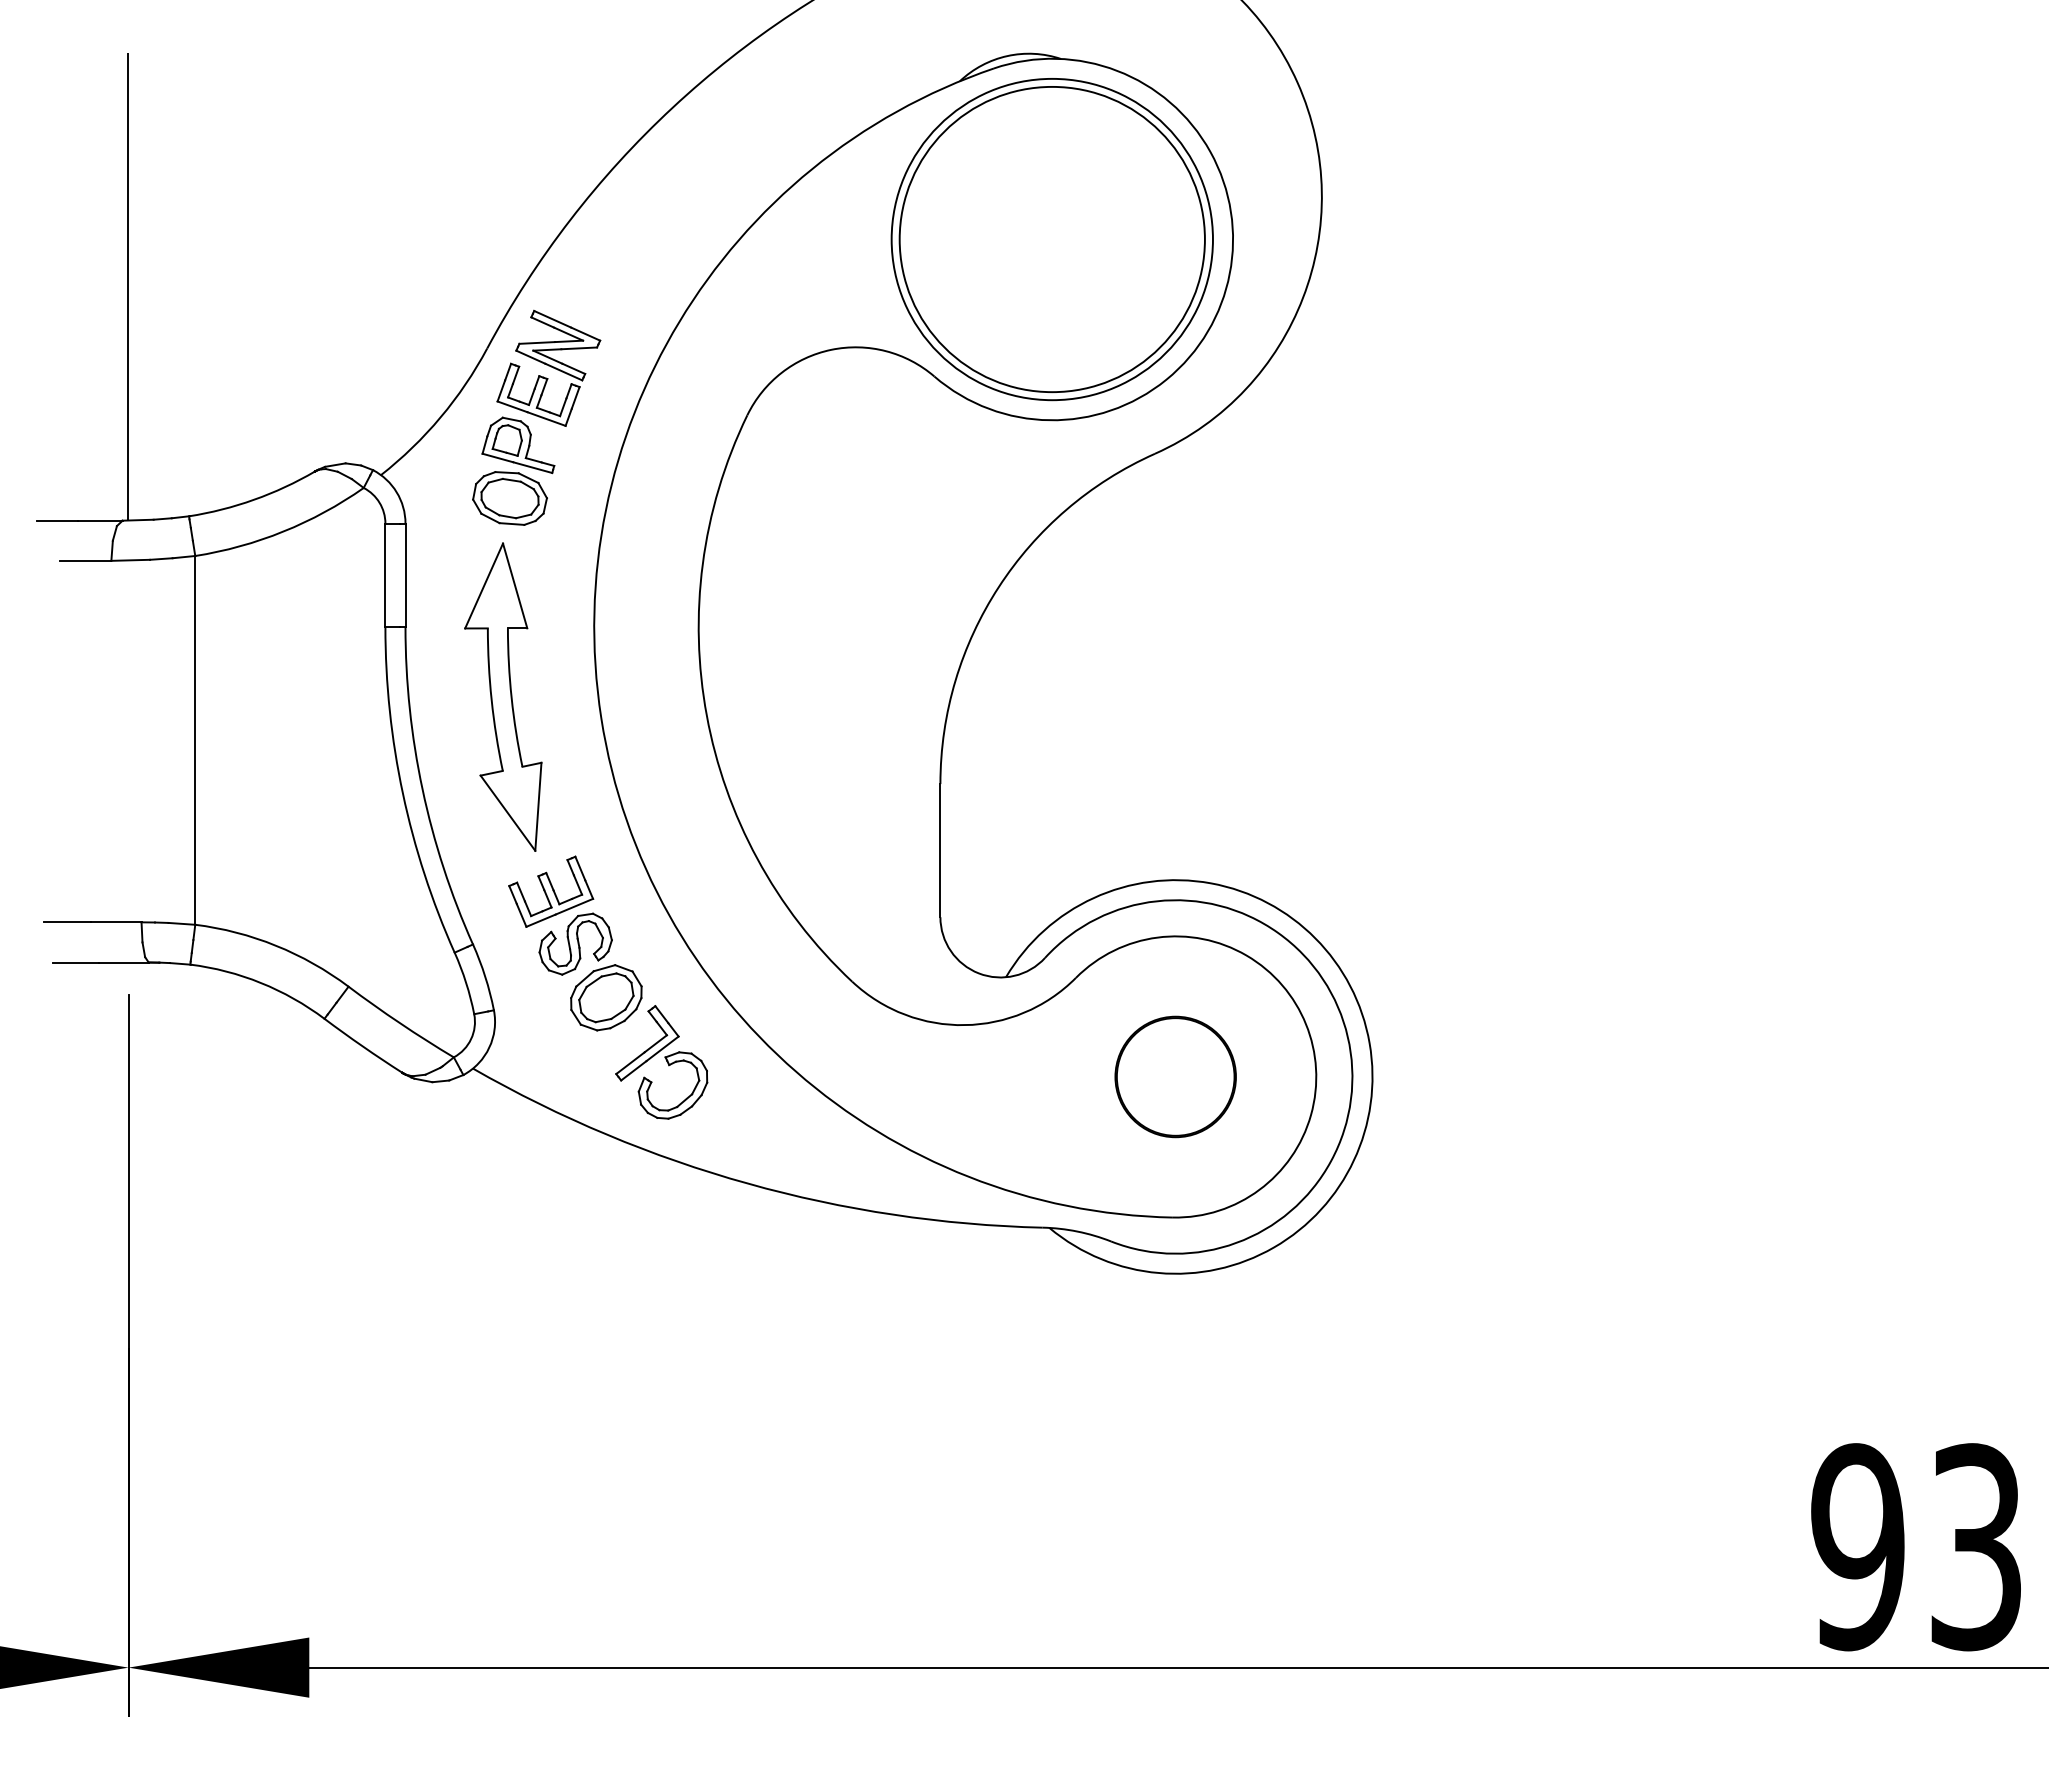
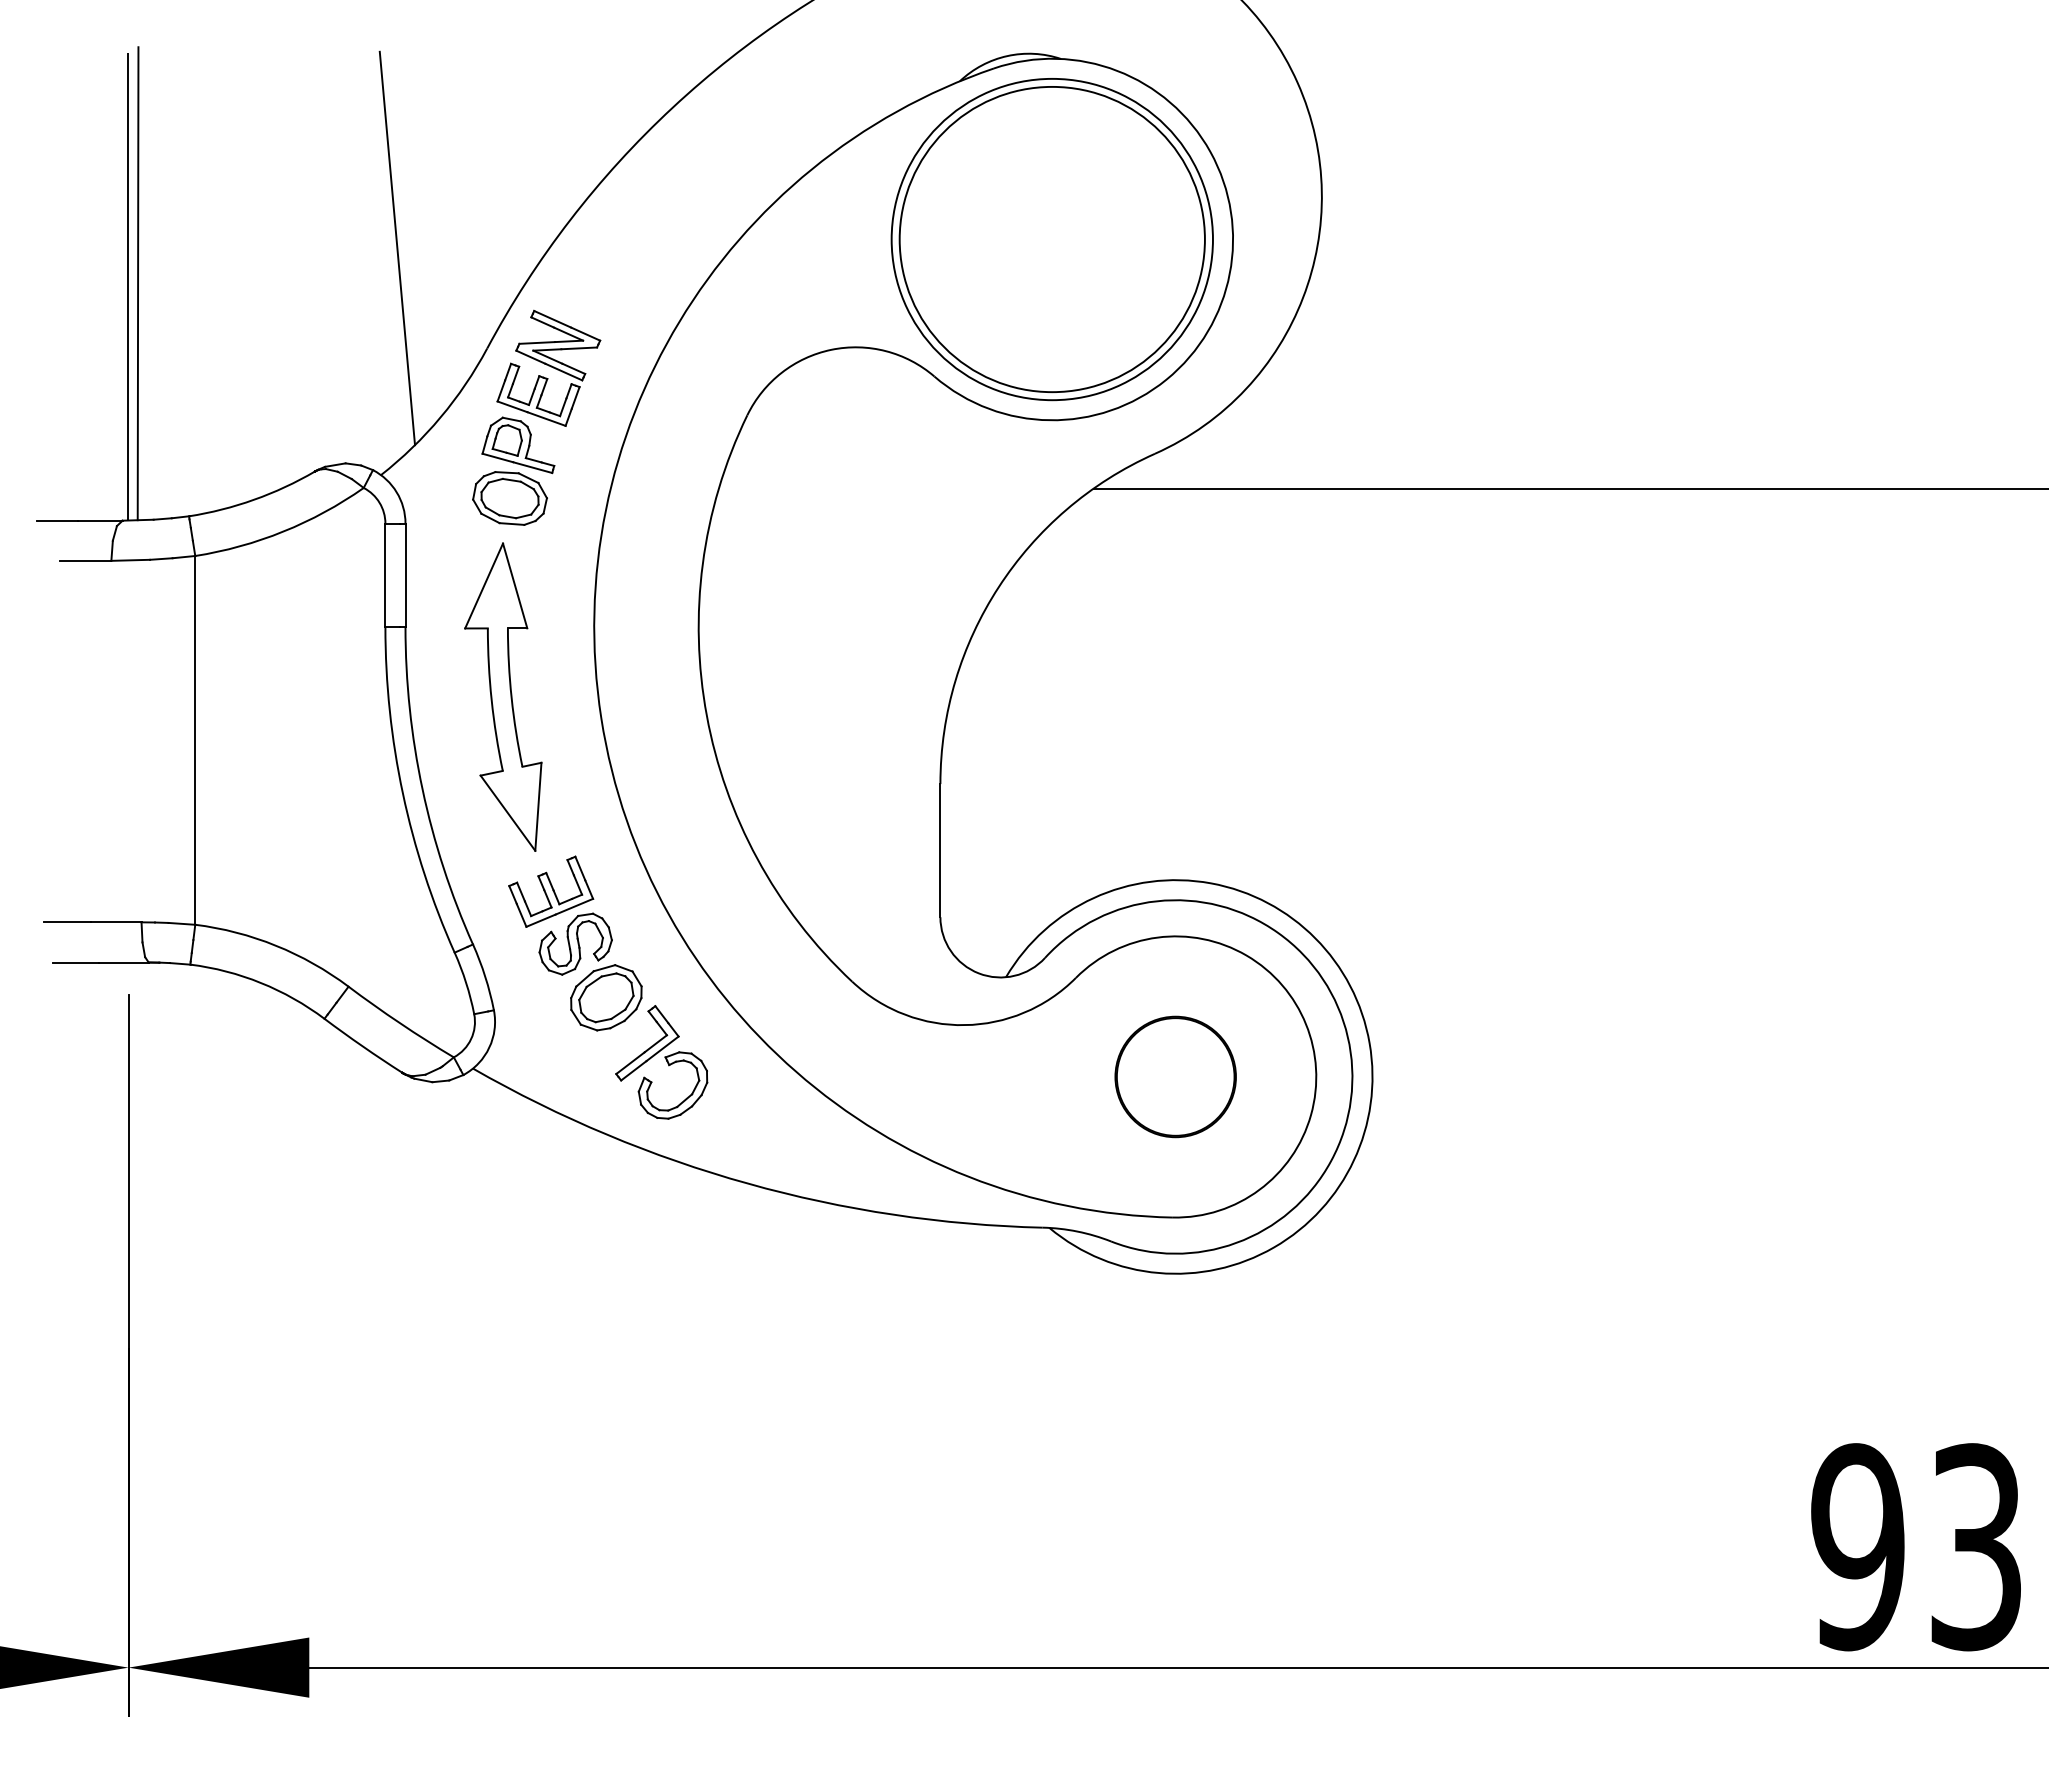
line: none -> present (397, 248)
line: none -> present (137, 283)
line: none -> present (1569, 488)
